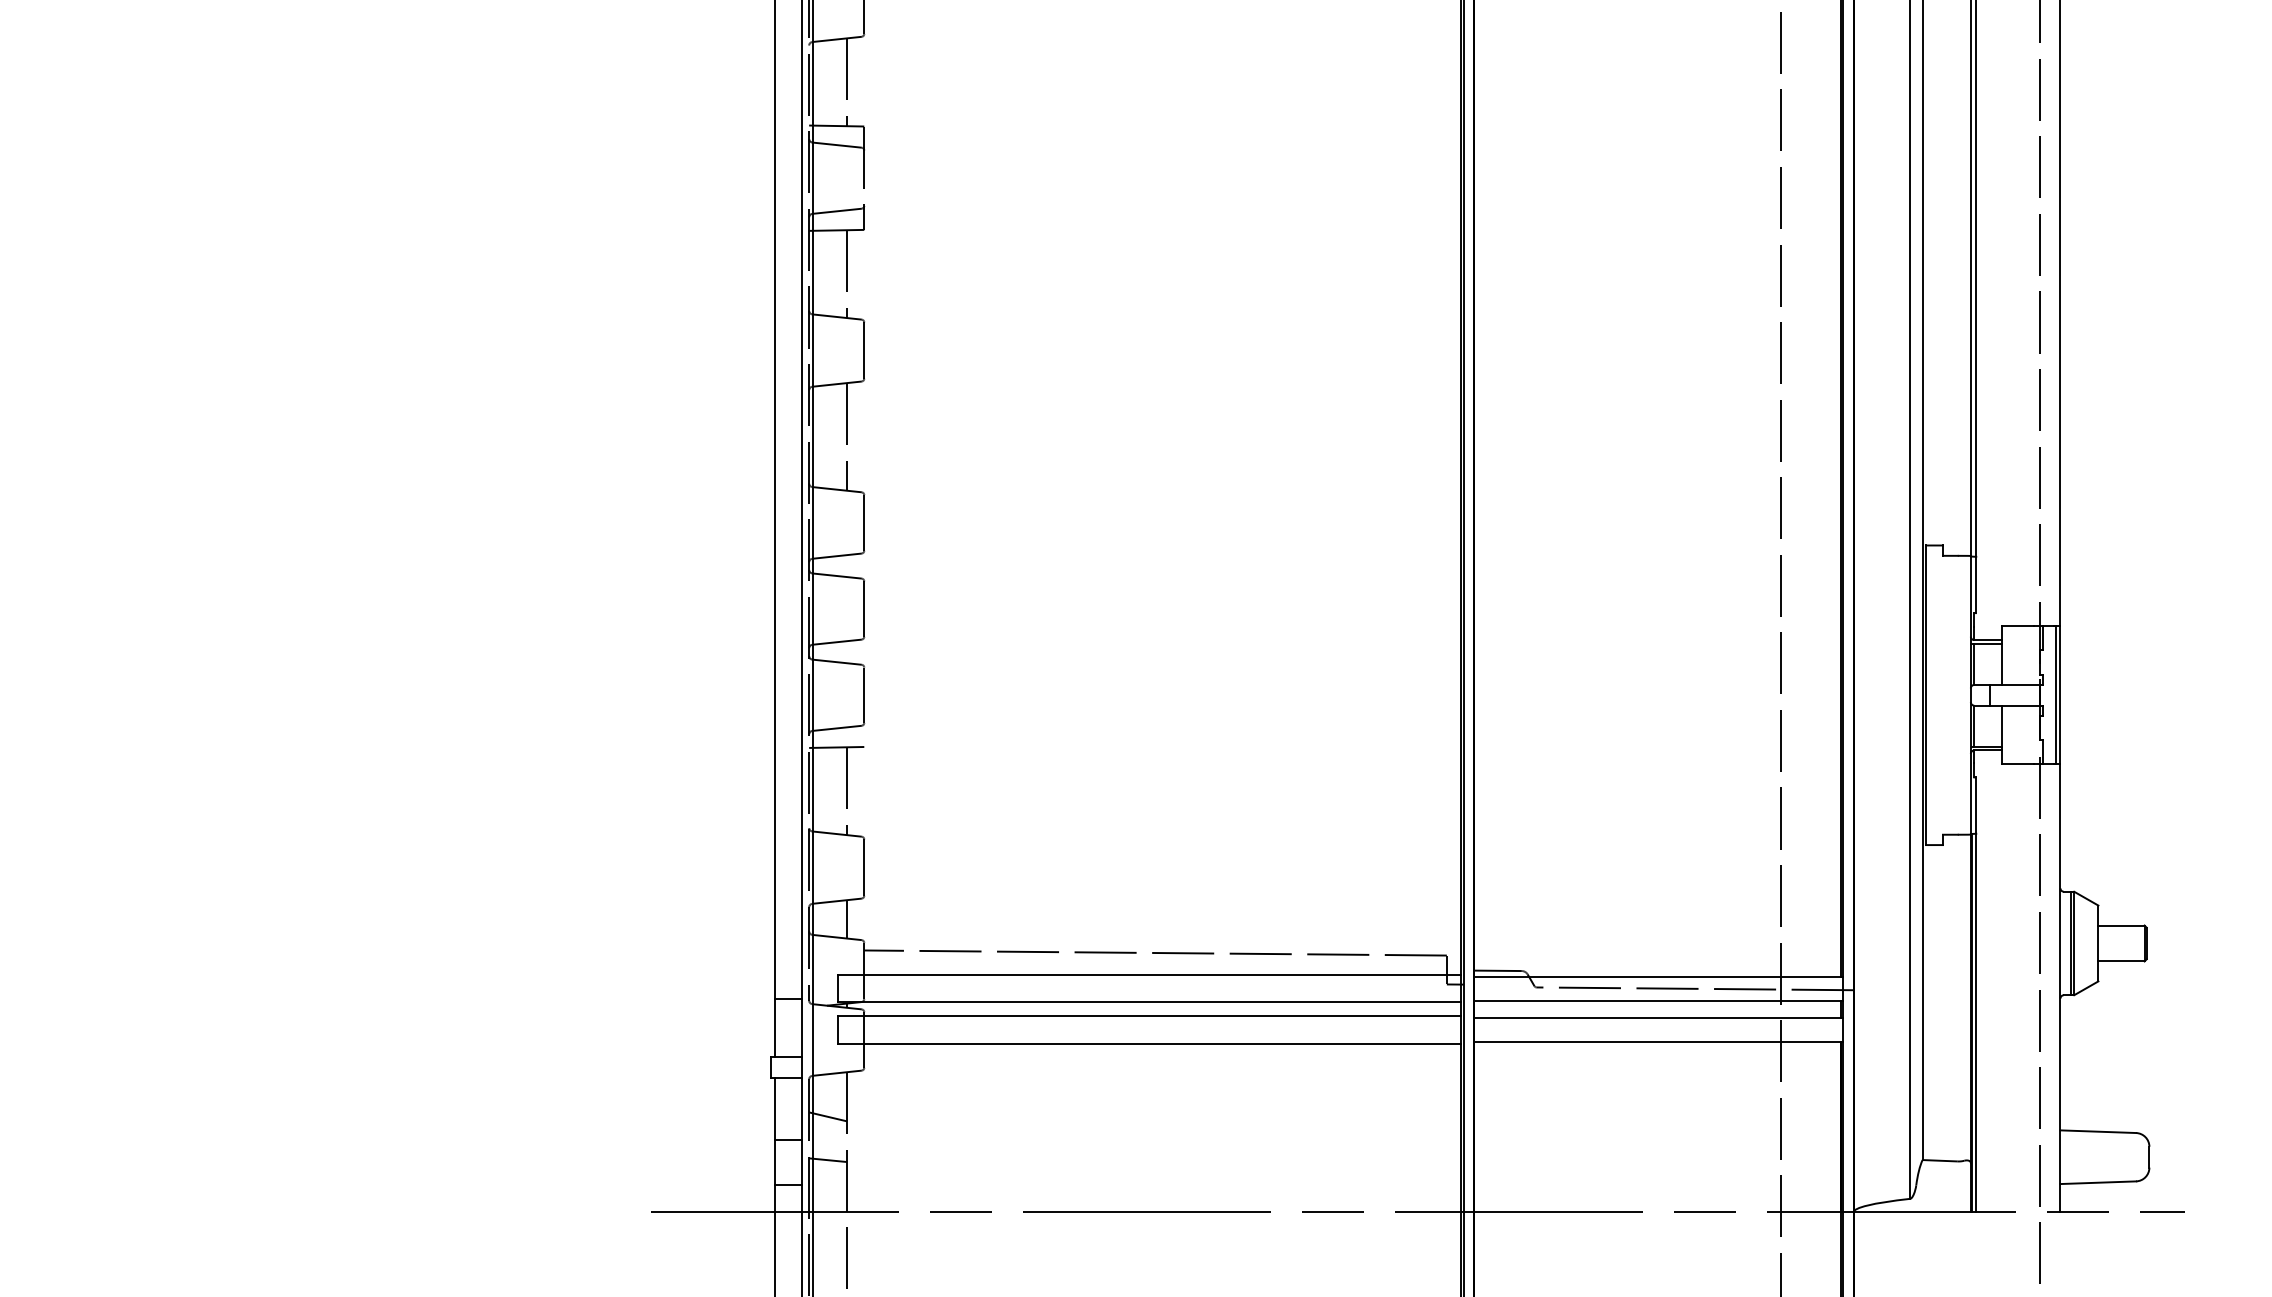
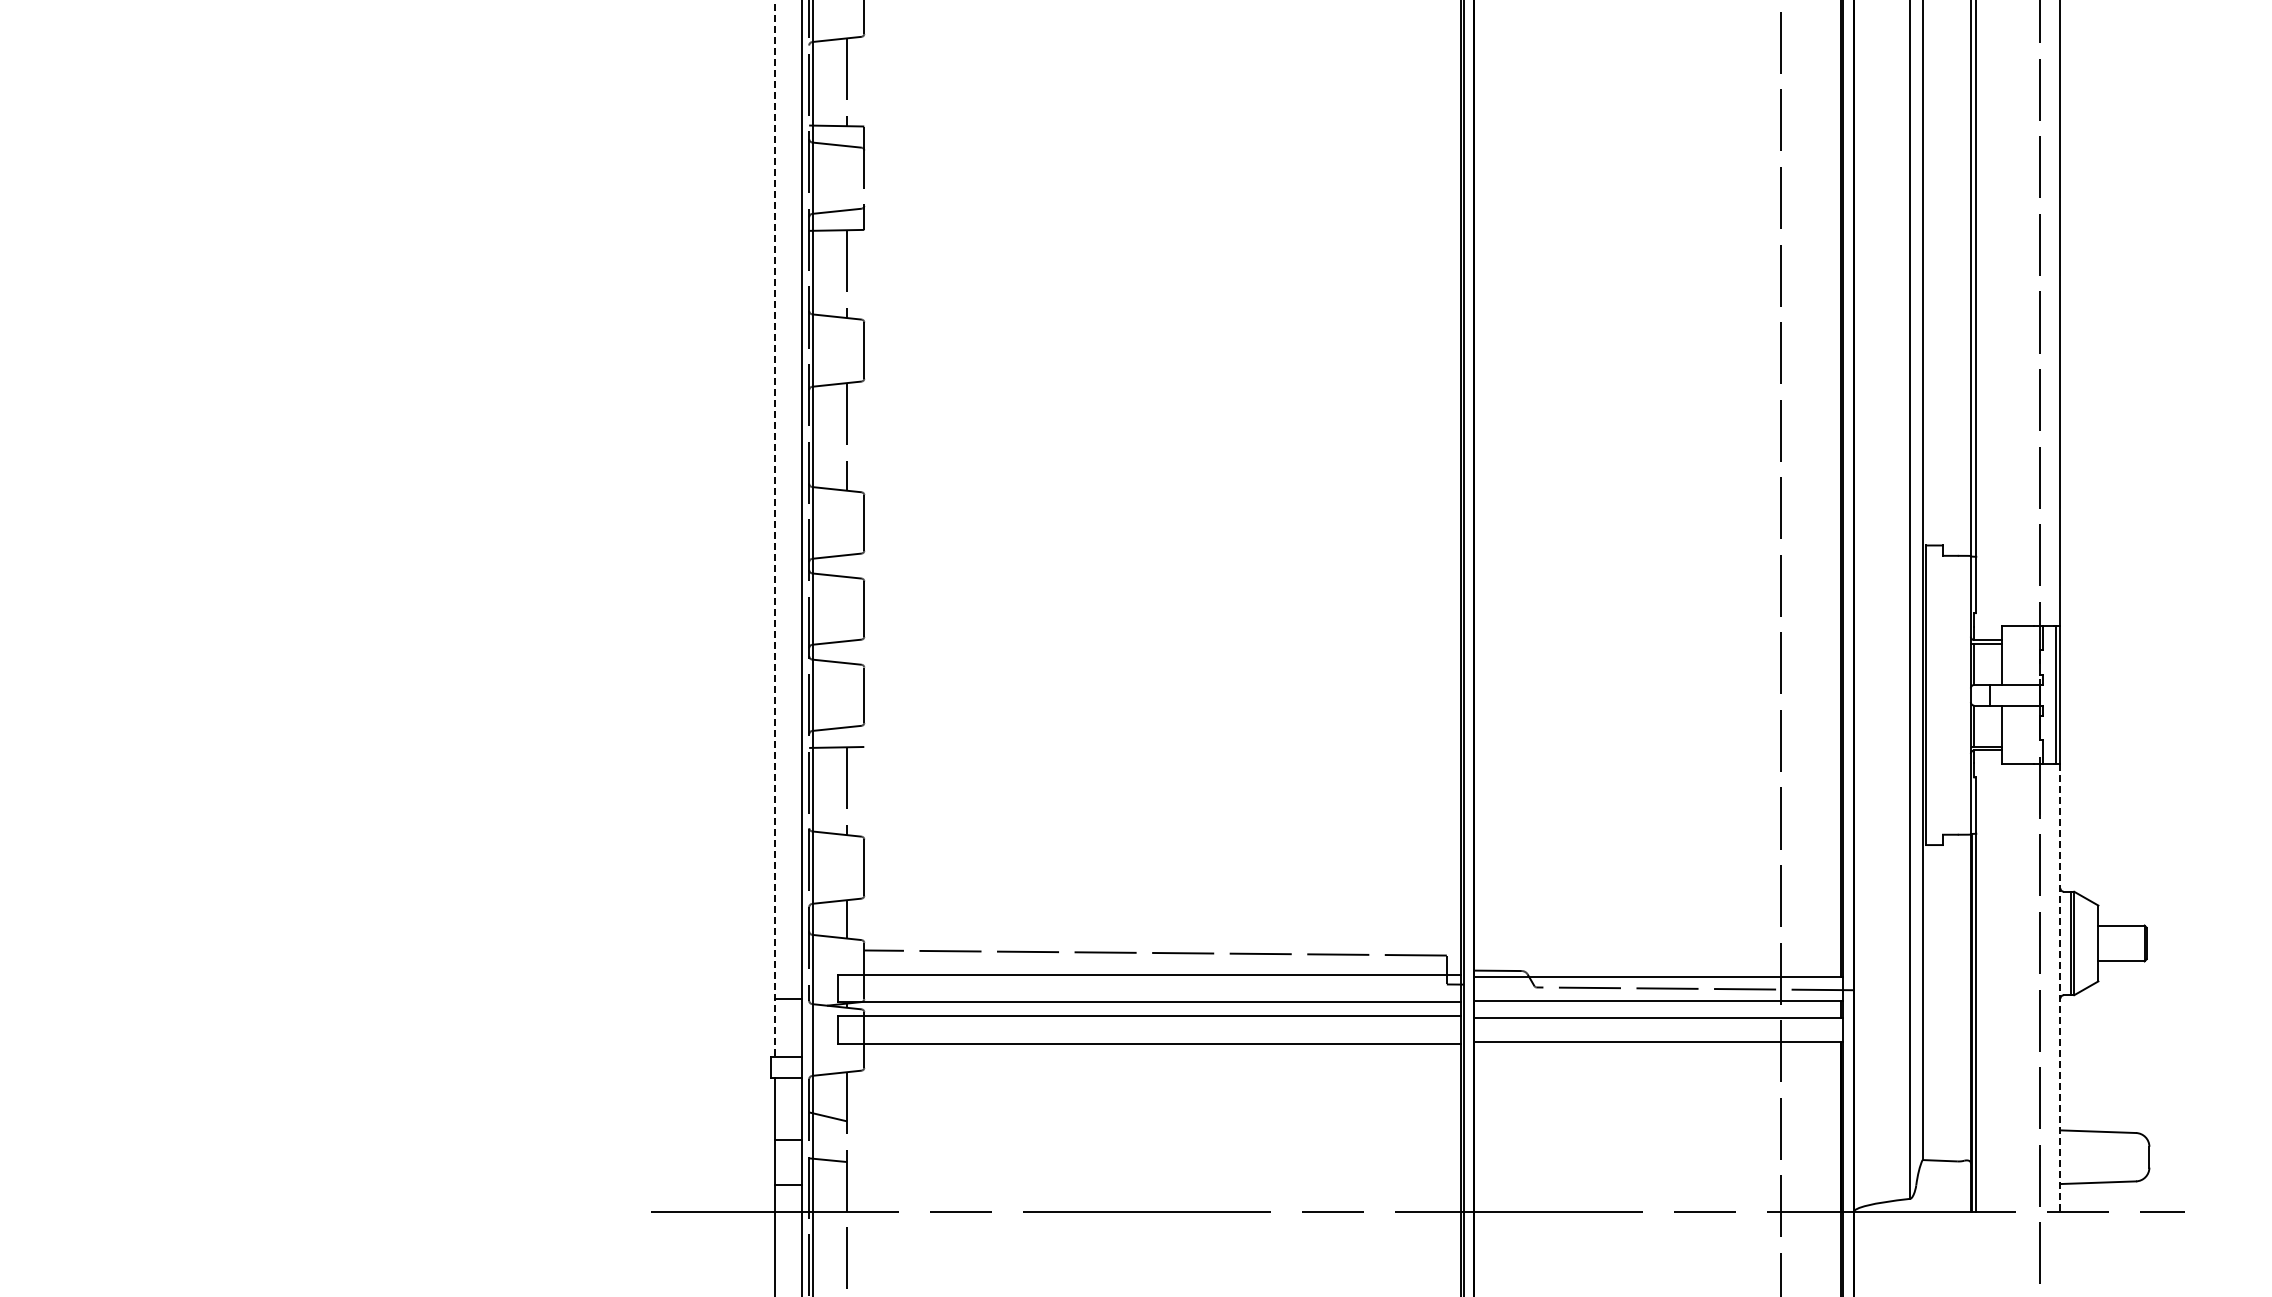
line: solid -> dashed (774, 528)
line: solid -> dashed (2060, 988)
